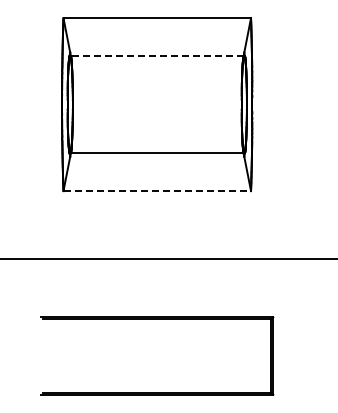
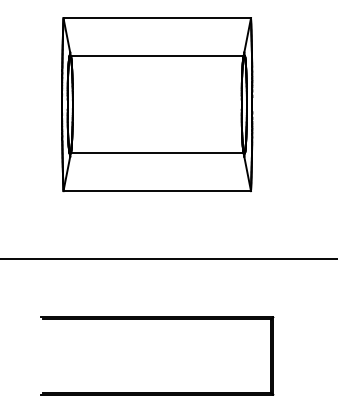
line: dashed -> solid (156, 56)
line: dashed -> solid (157, 191)
